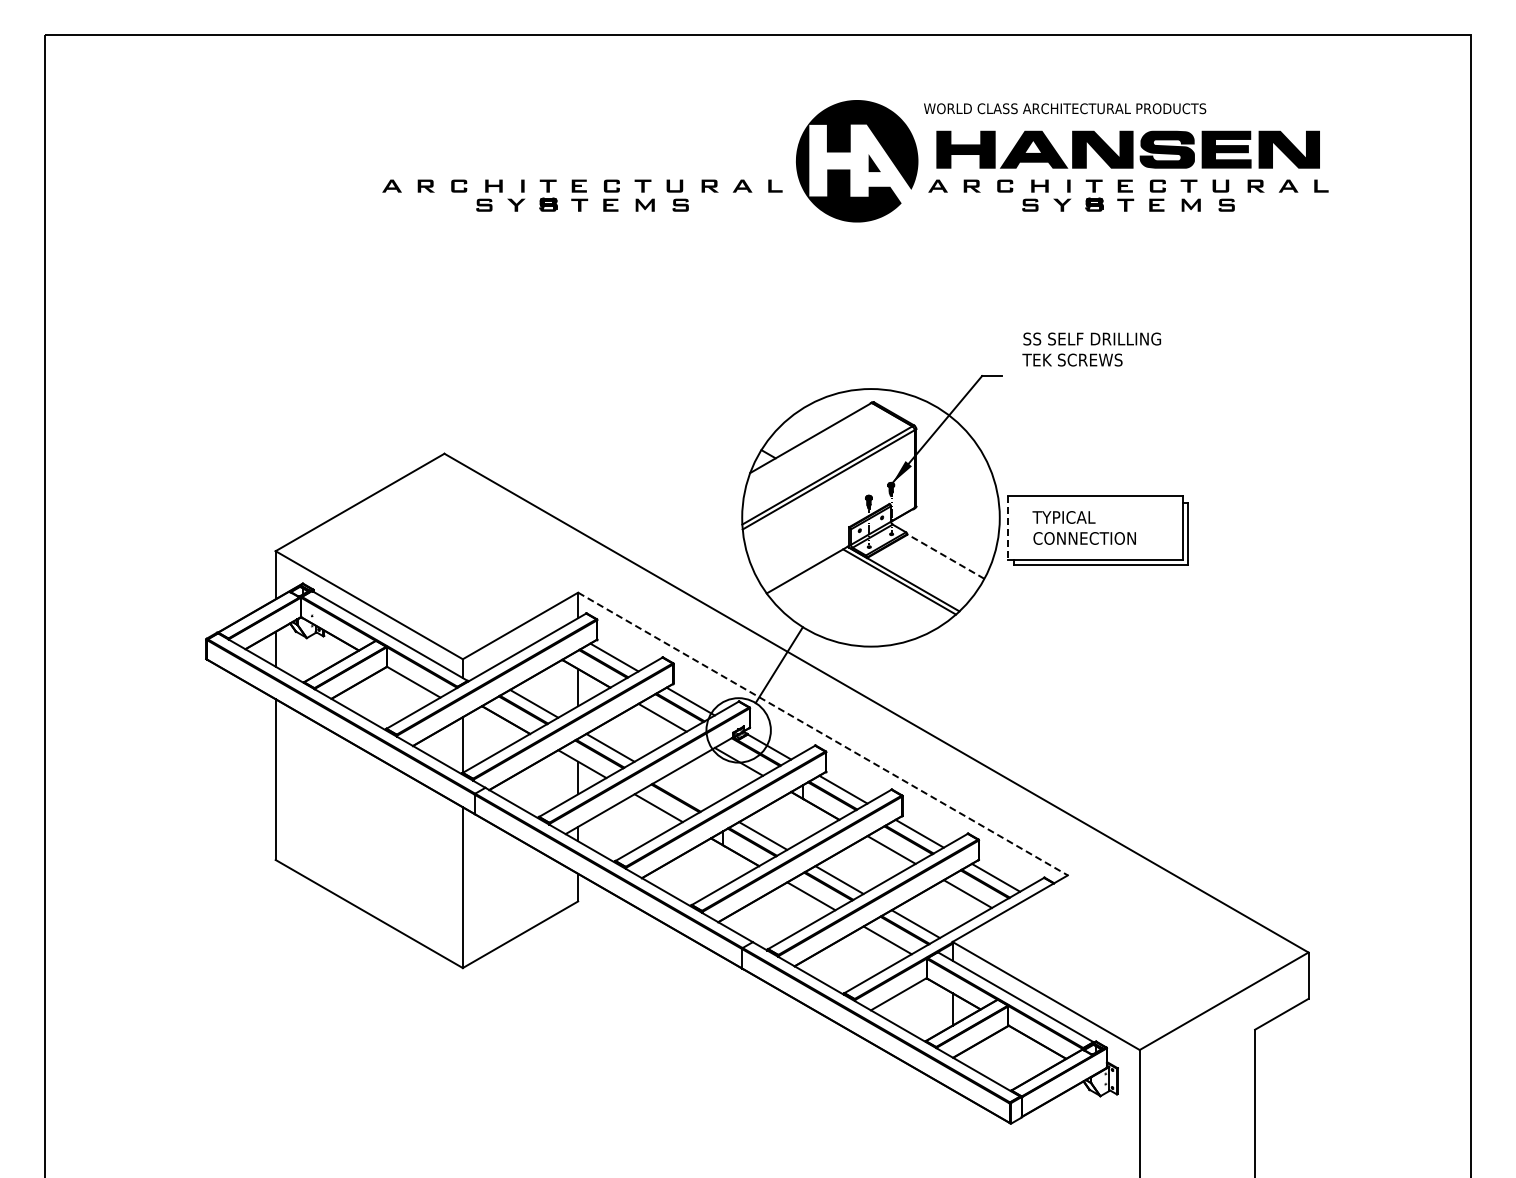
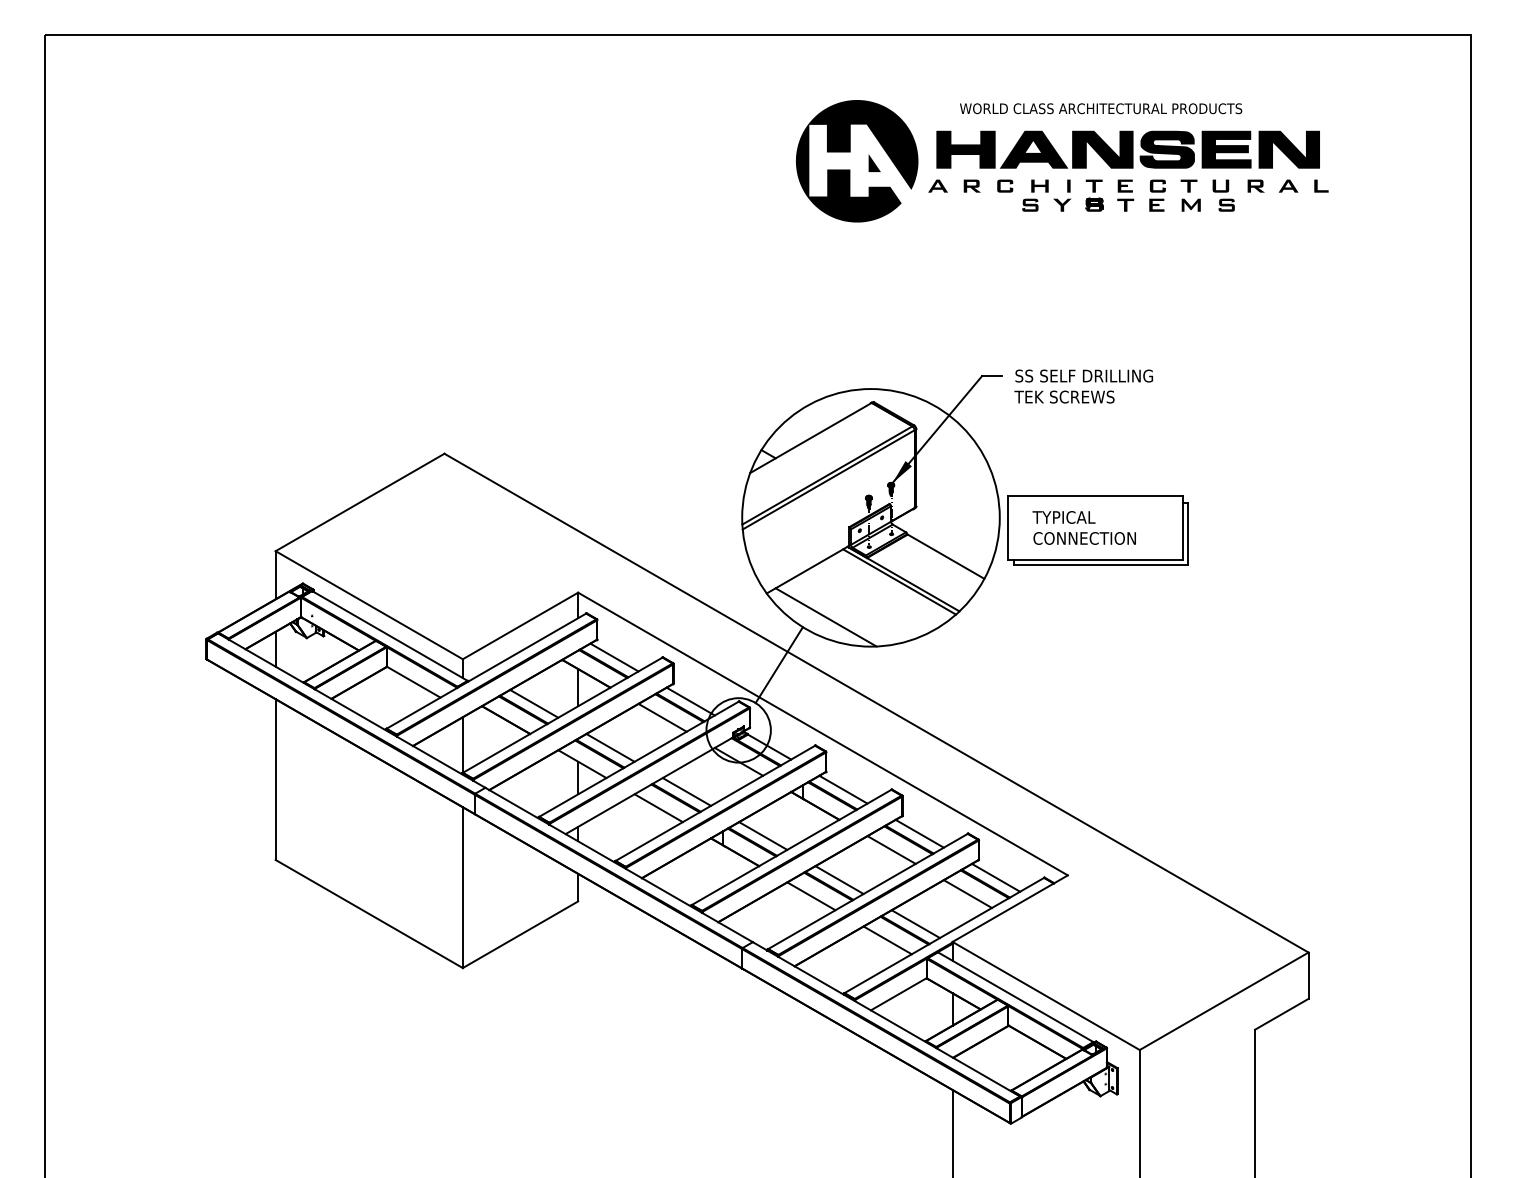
text position: (1065, 108) -> (1101, 108) (1101, 108)
part: present -> none (582, 195)
text position: (1091, 349) -> (1083, 386) (1083, 386)
line: dashed -> solid (1007, 528)
line: dashed -> solid (945, 556)
line: none -> present (825, 617)
line: dashed -> solid (823, 734)
line: none -> present (686, 791)
line: none -> present (952, 1131)
